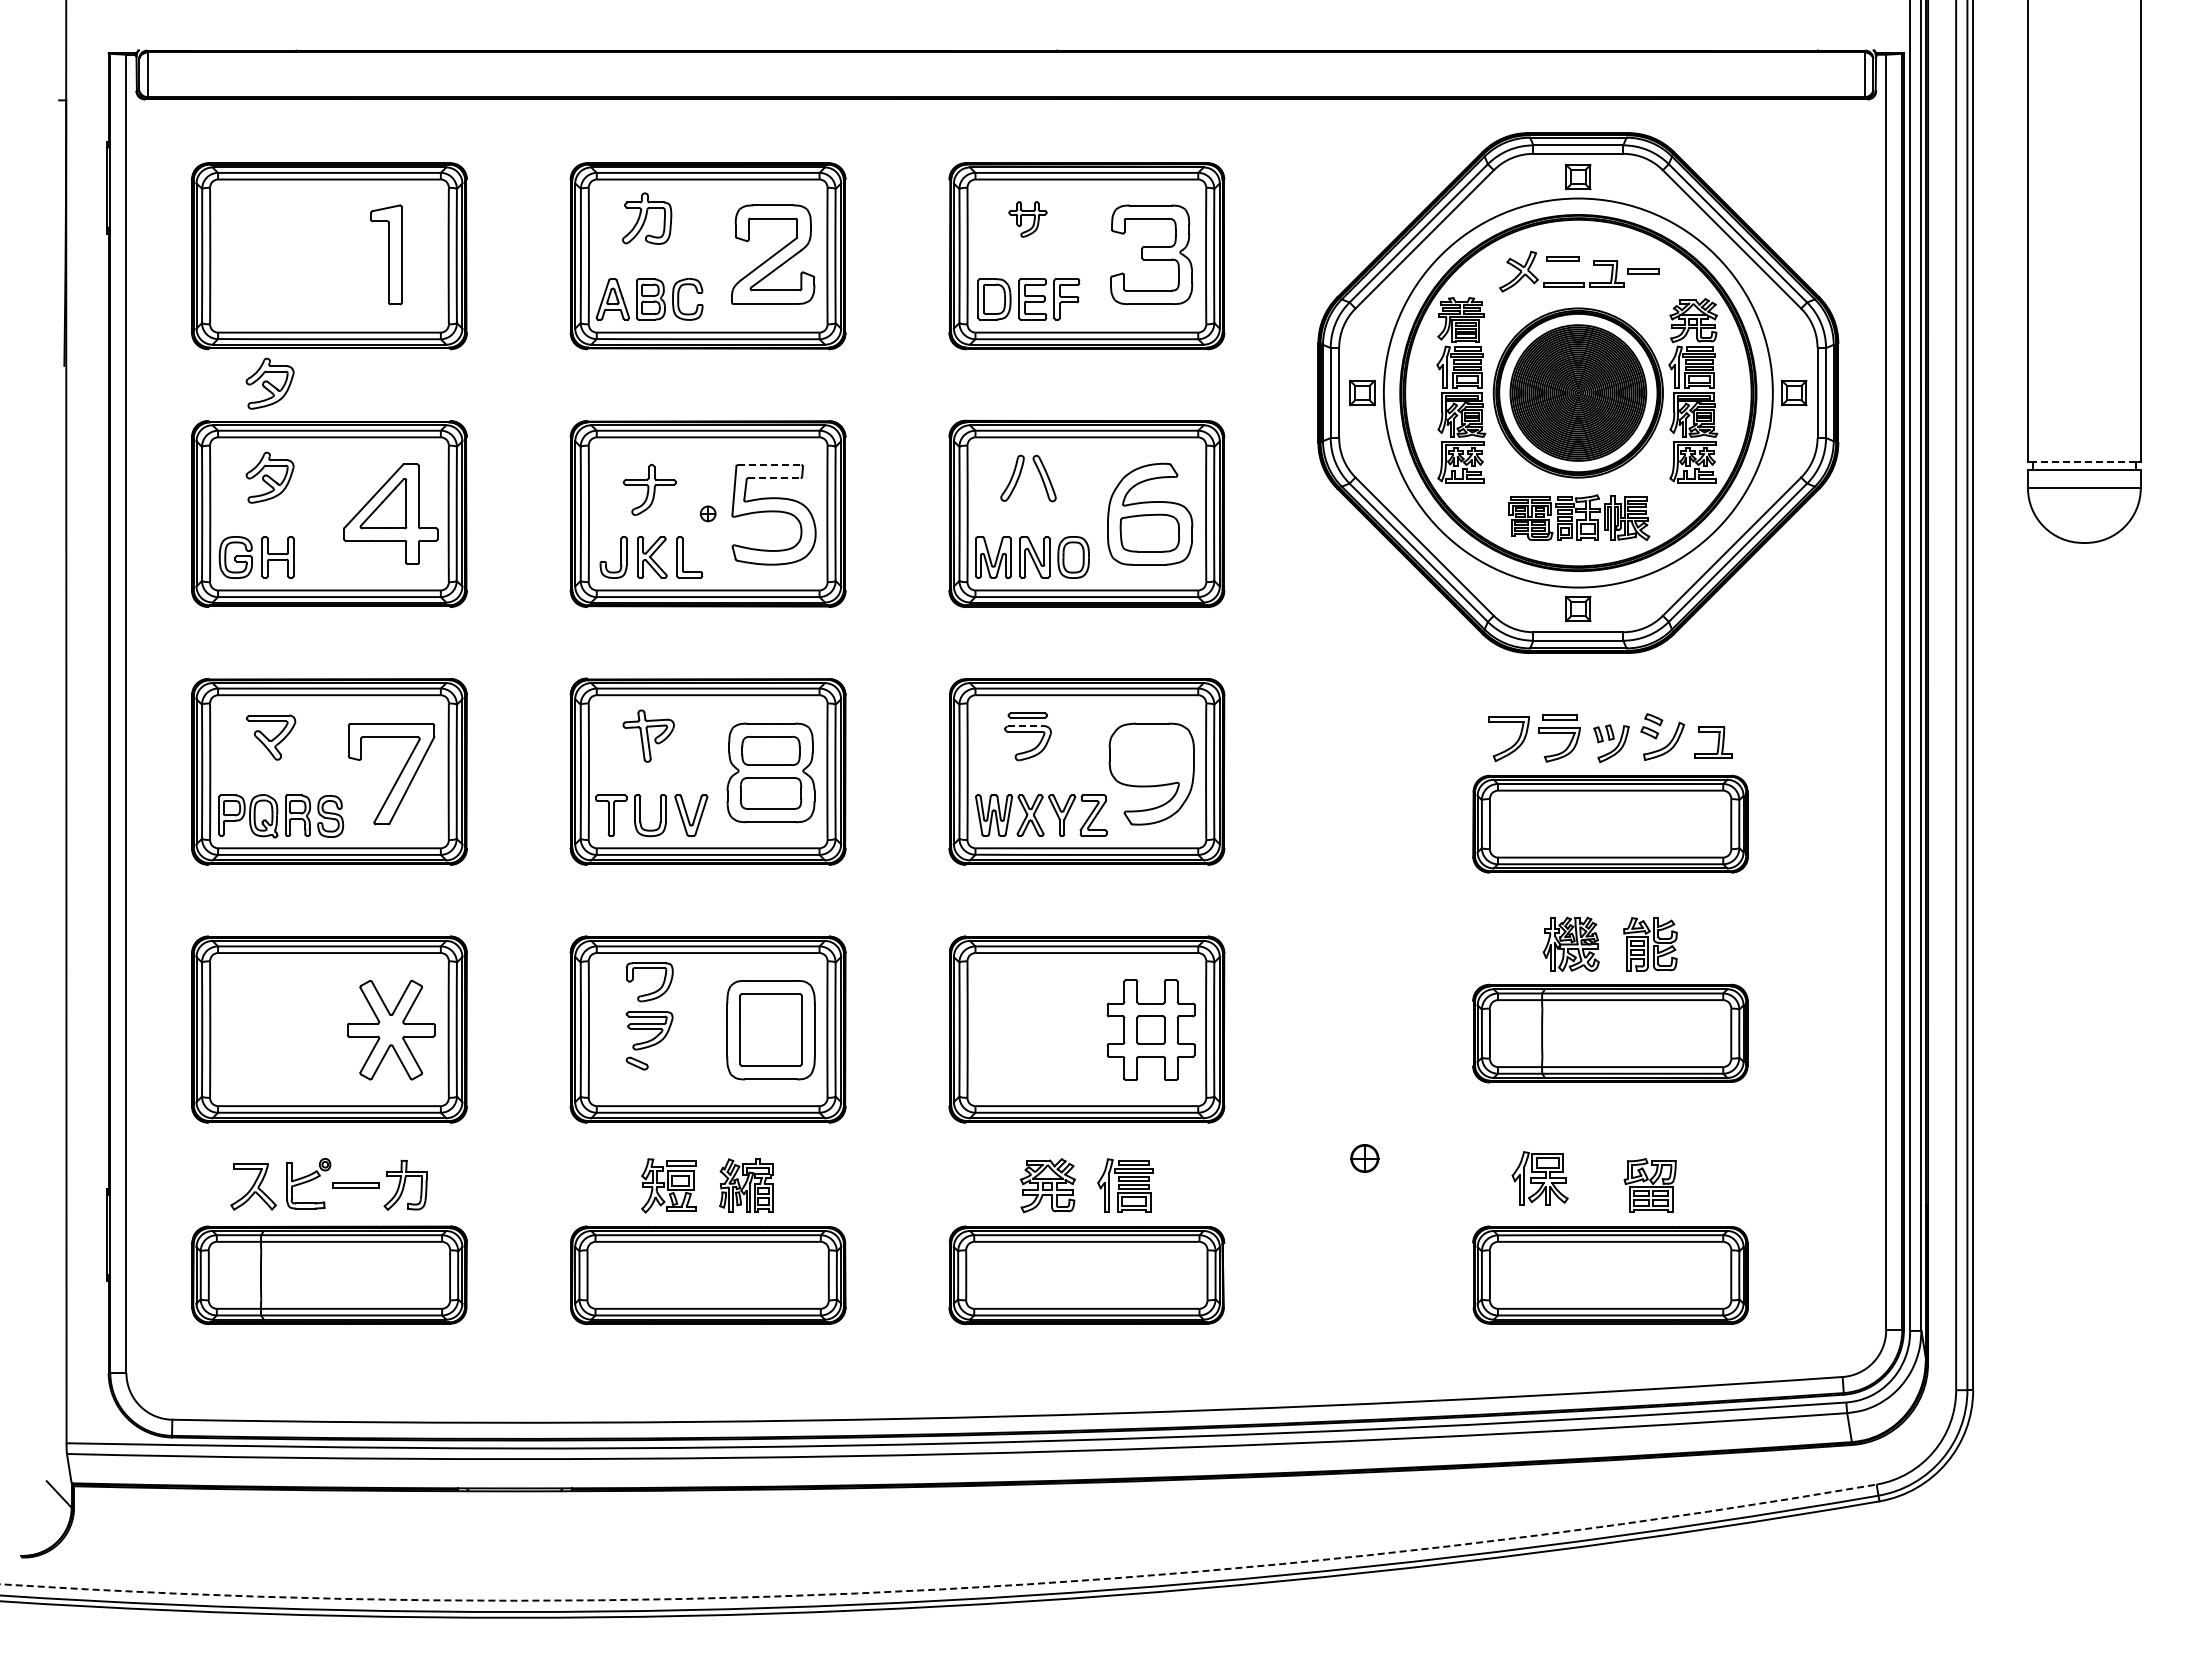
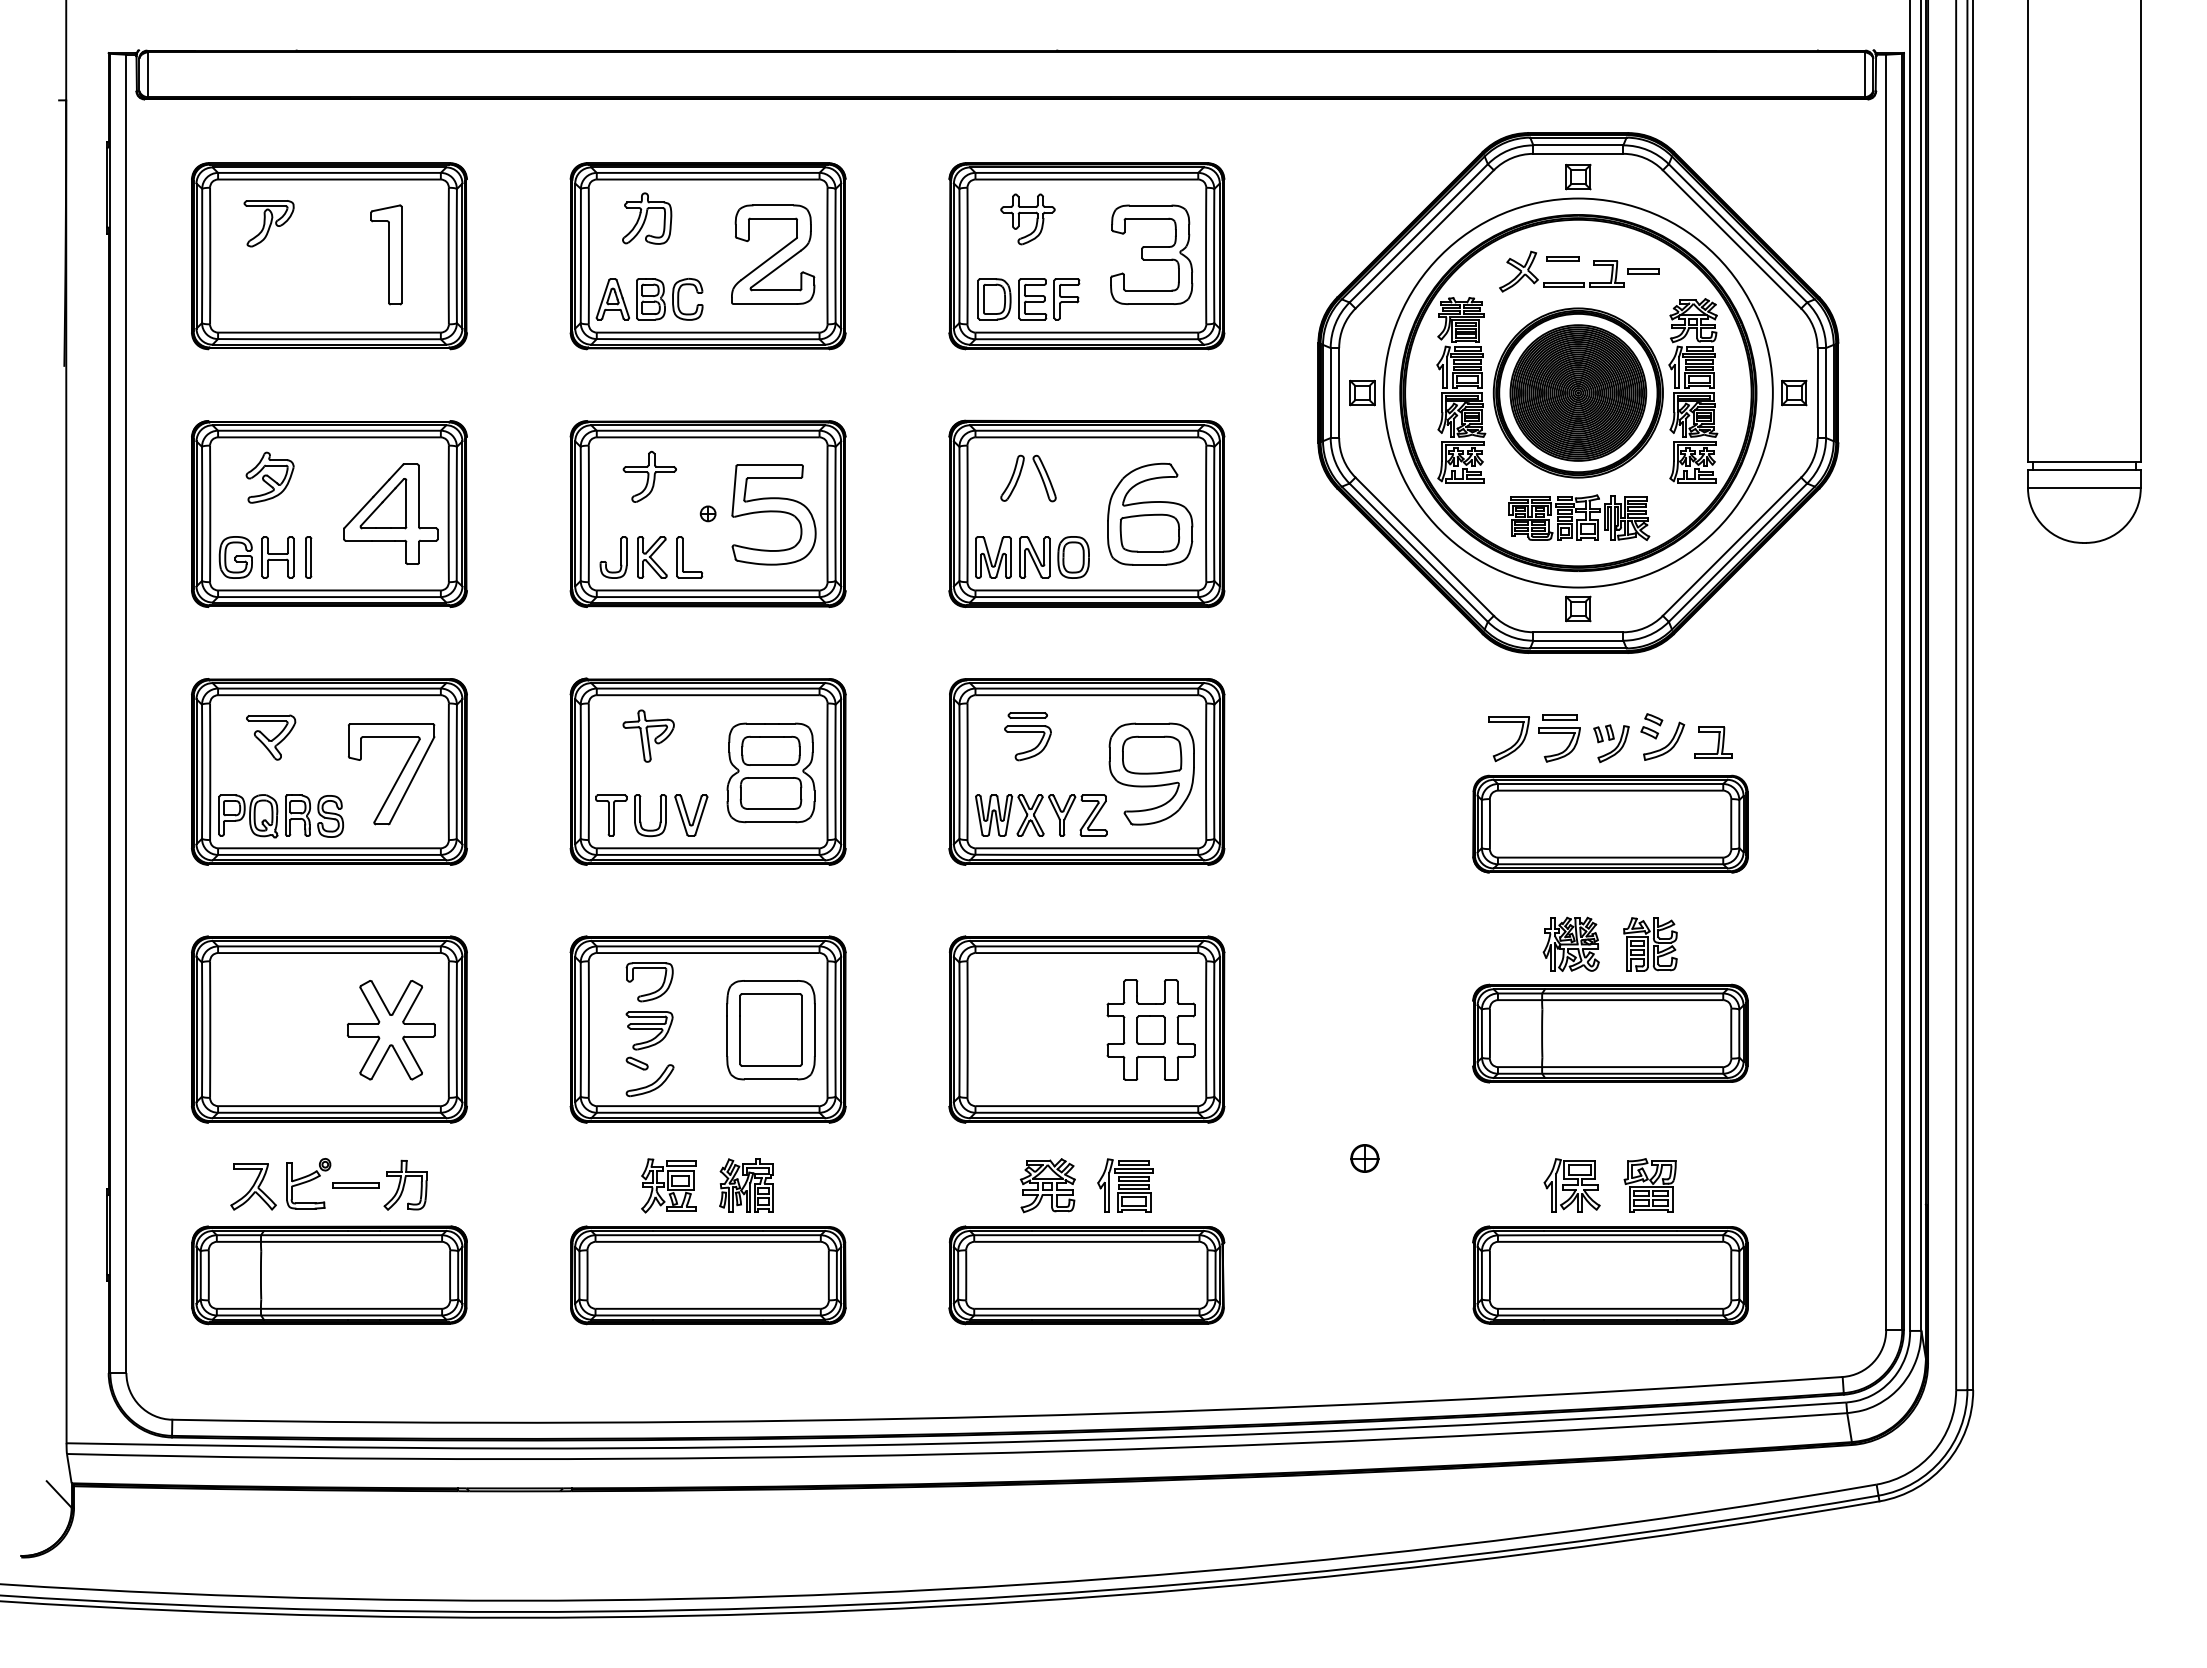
part size: 40x37 px -> 56x53 px (1027, 219)
part: none -> present (268, 223)
part: present -> none (269, 383)
line: dashed -> solid (2084, 462)
line: dashed -> solid (769, 464)
line: dashed -> solid (774, 478)
part position: (649, 489) -> (649, 476) (649, 476)
part: none -> present (308, 557)
line: dashed -> solid (1026, 726)
part: none -> present (1152, 754)
part: none -> present (649, 1080)
part position: (1539, 1178) -> (1571, 1185) (1571, 1185)
arc: dashed -> solid (940, 1589)
